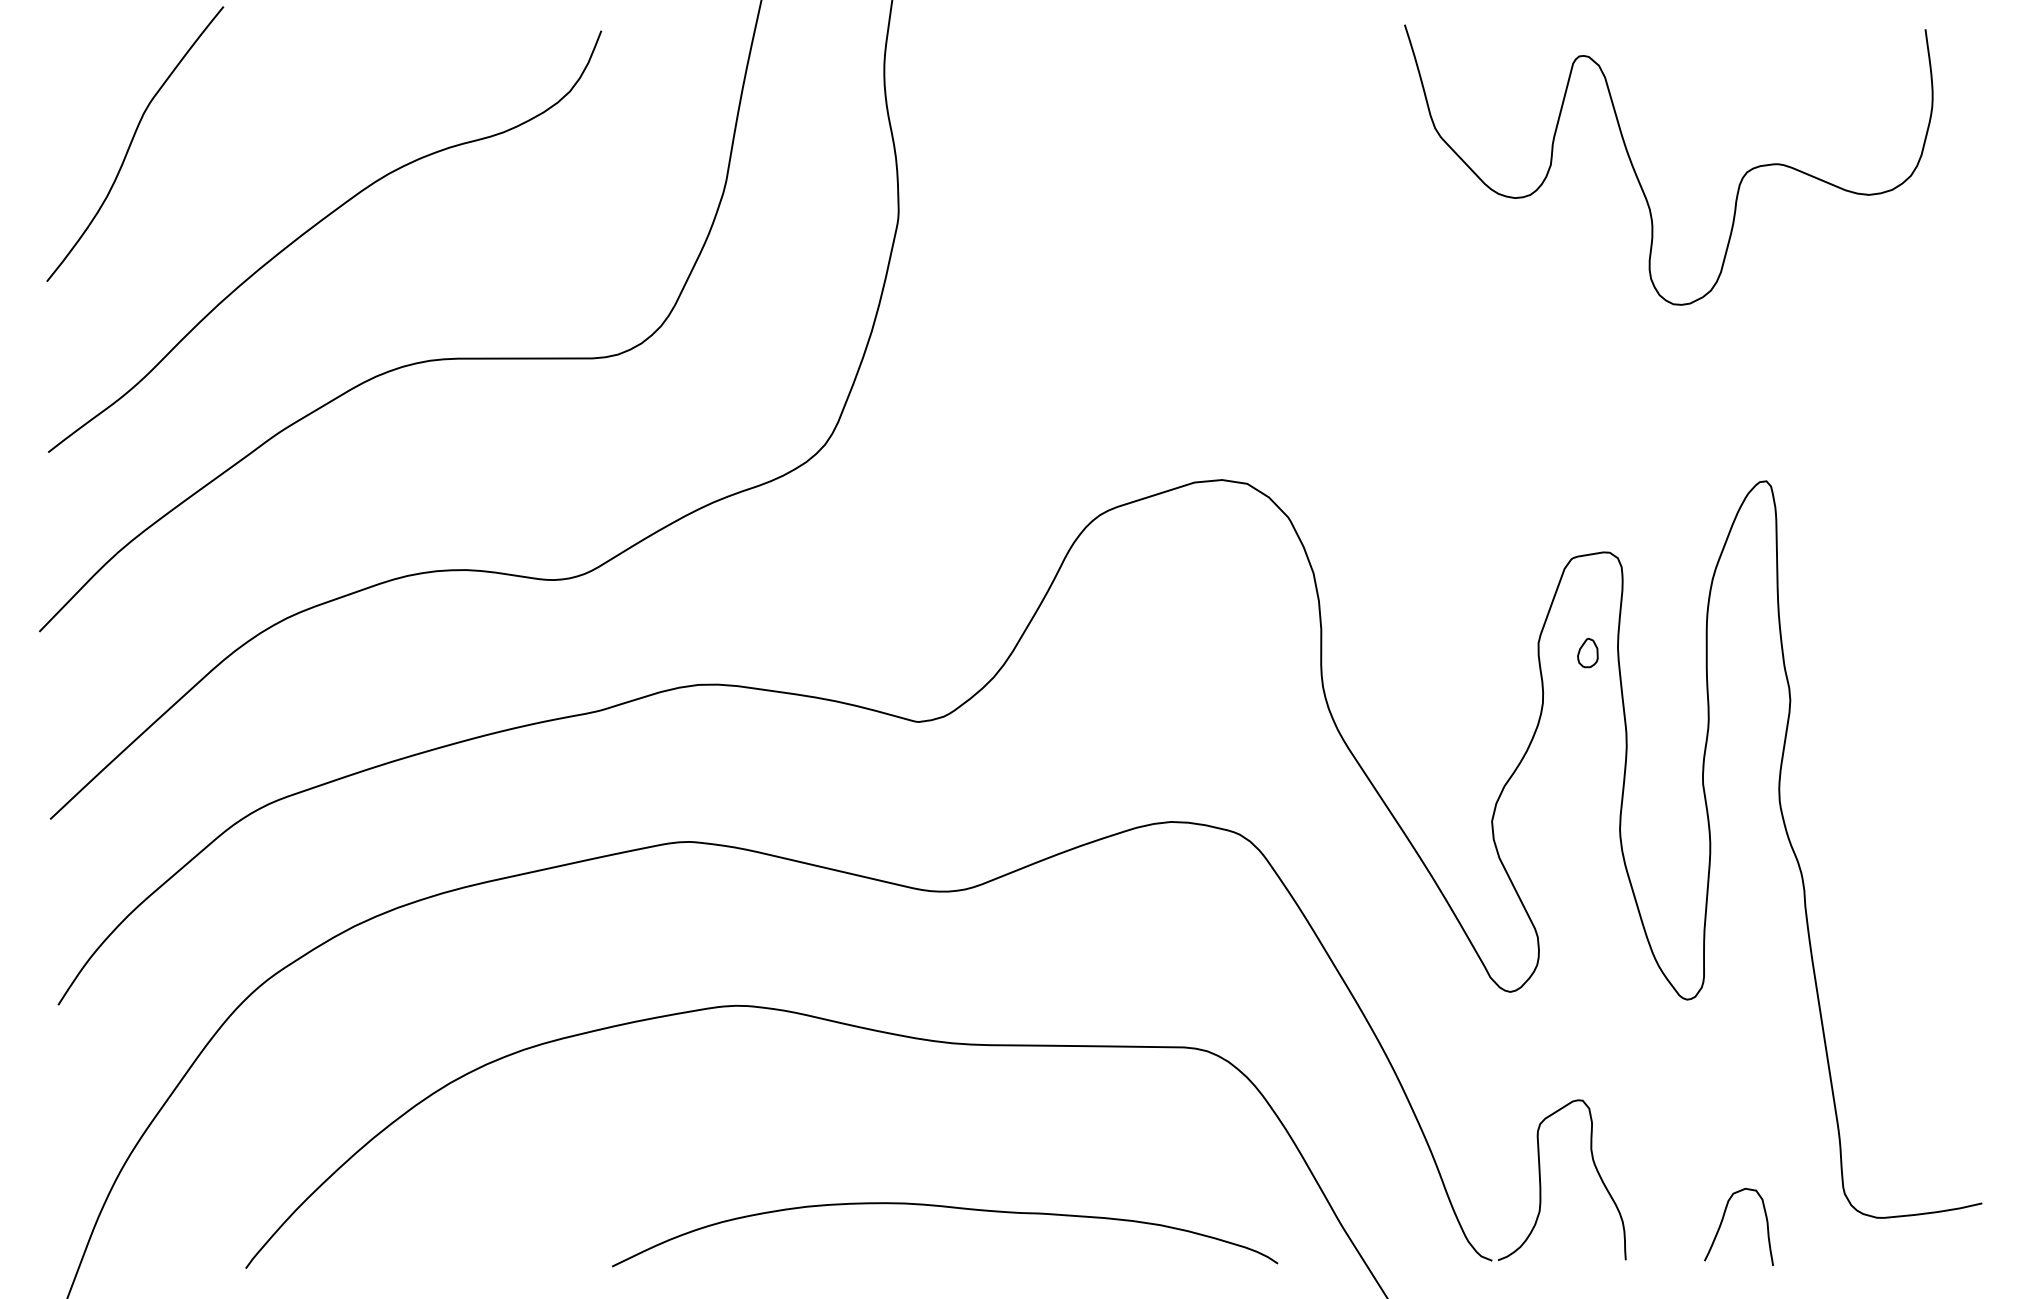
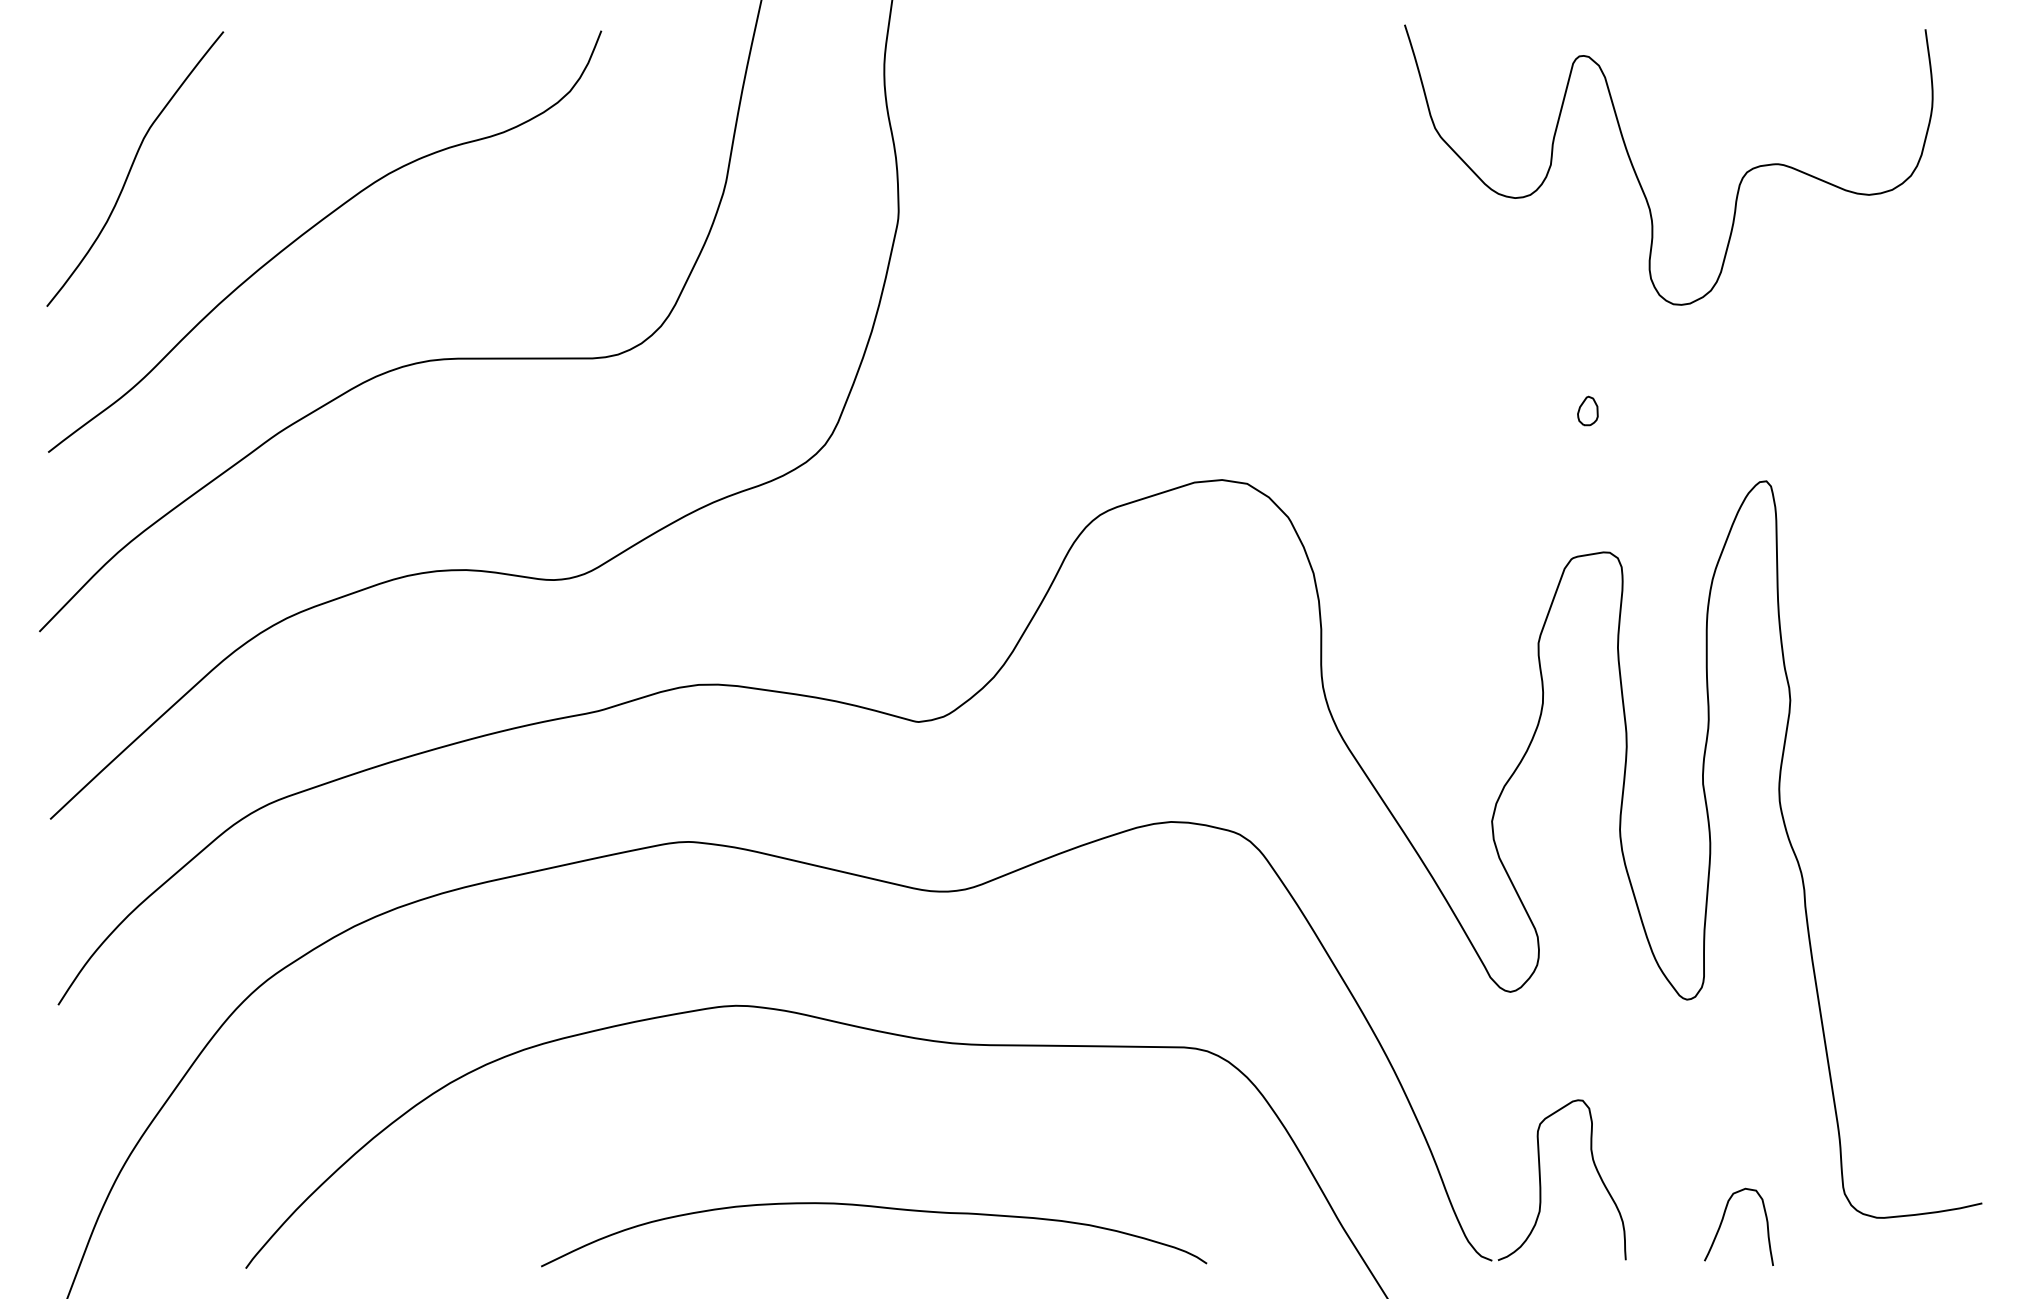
curve position: (132, 142) -> (132, 167) (132, 167)
part position: (1587, 652) -> (1587, 410) (1587, 410)
curve position: (950, 1208) -> (879, 1208) (879, 1208)
